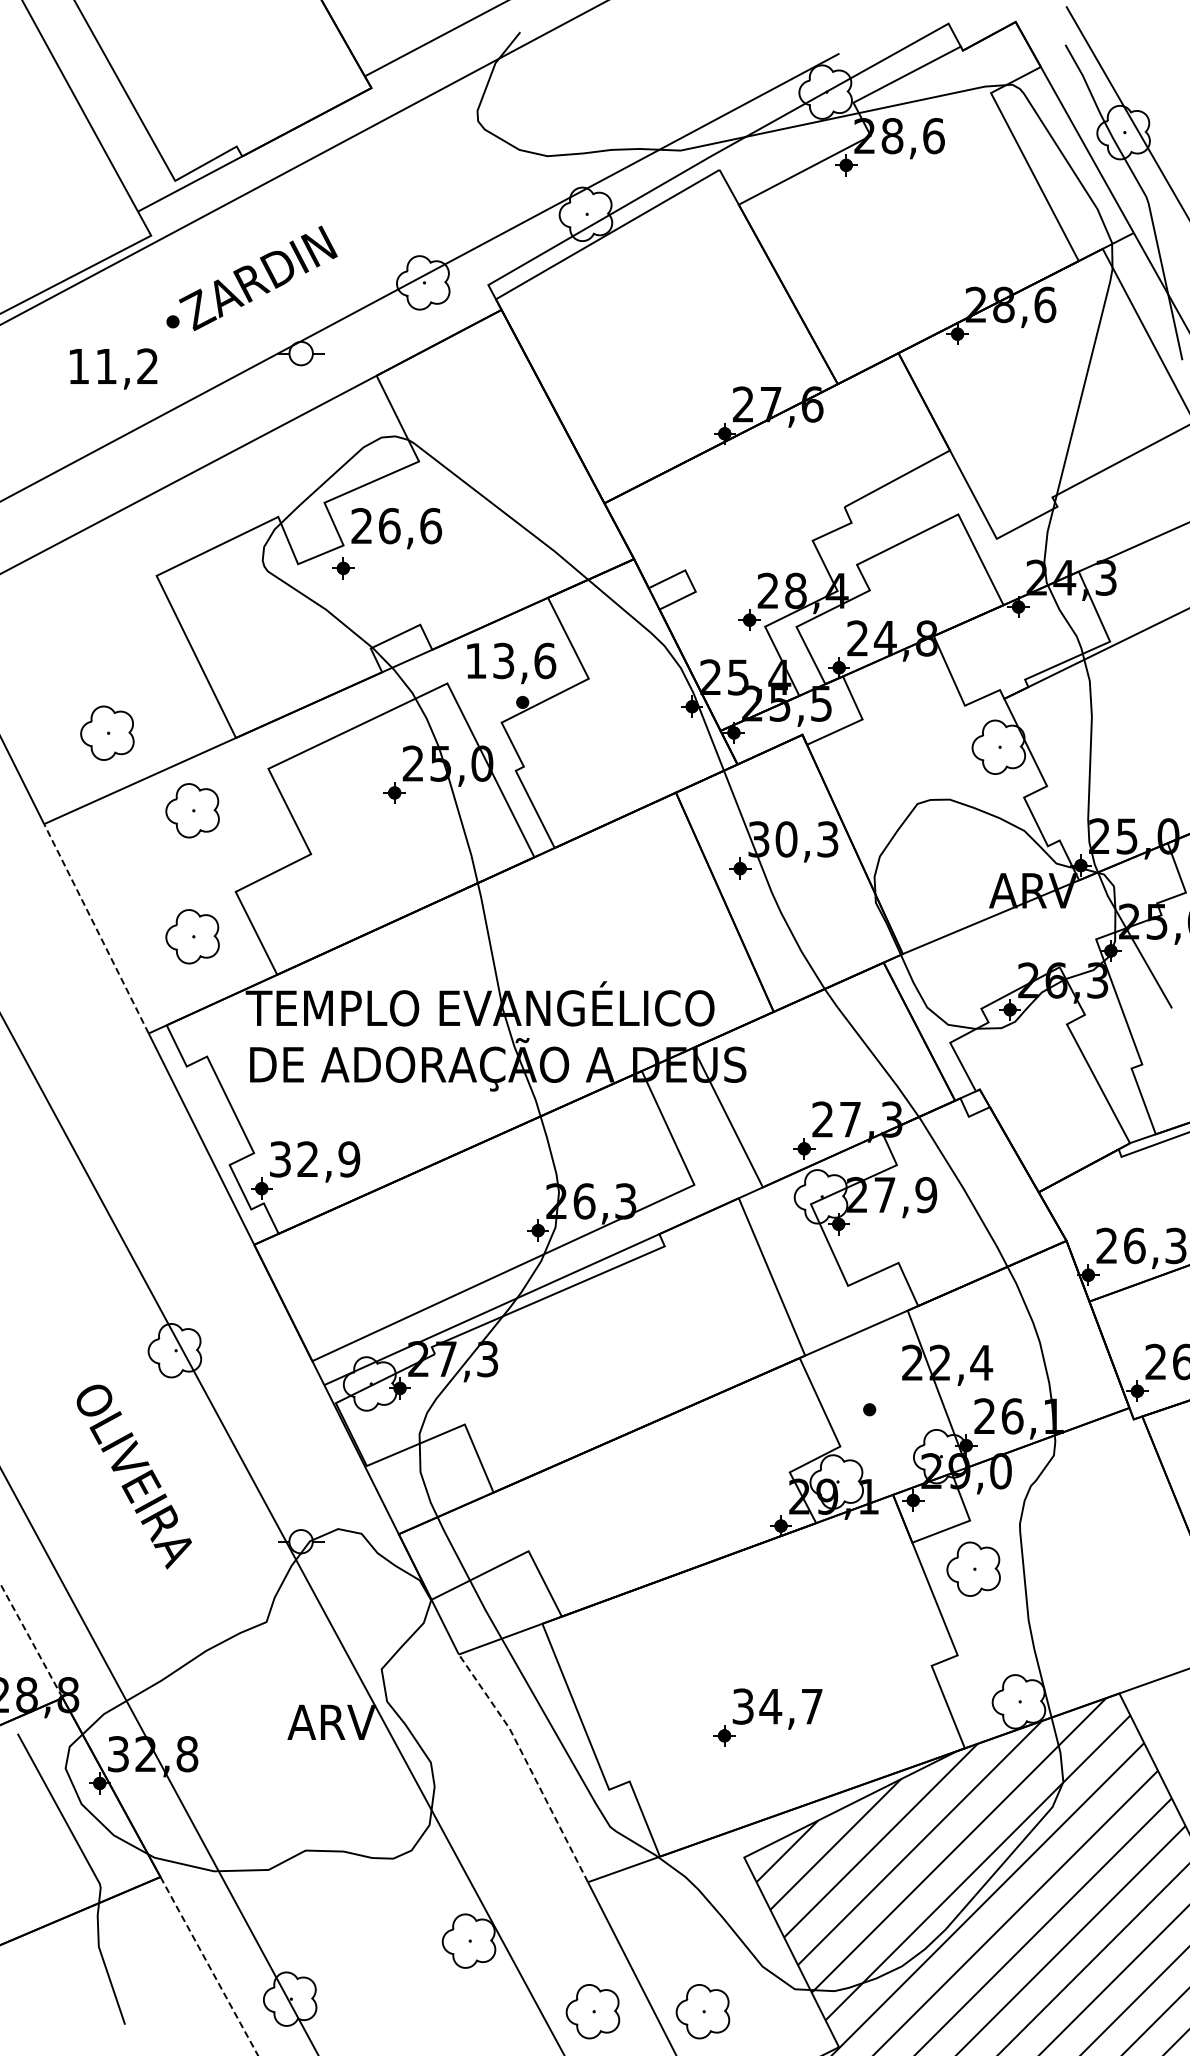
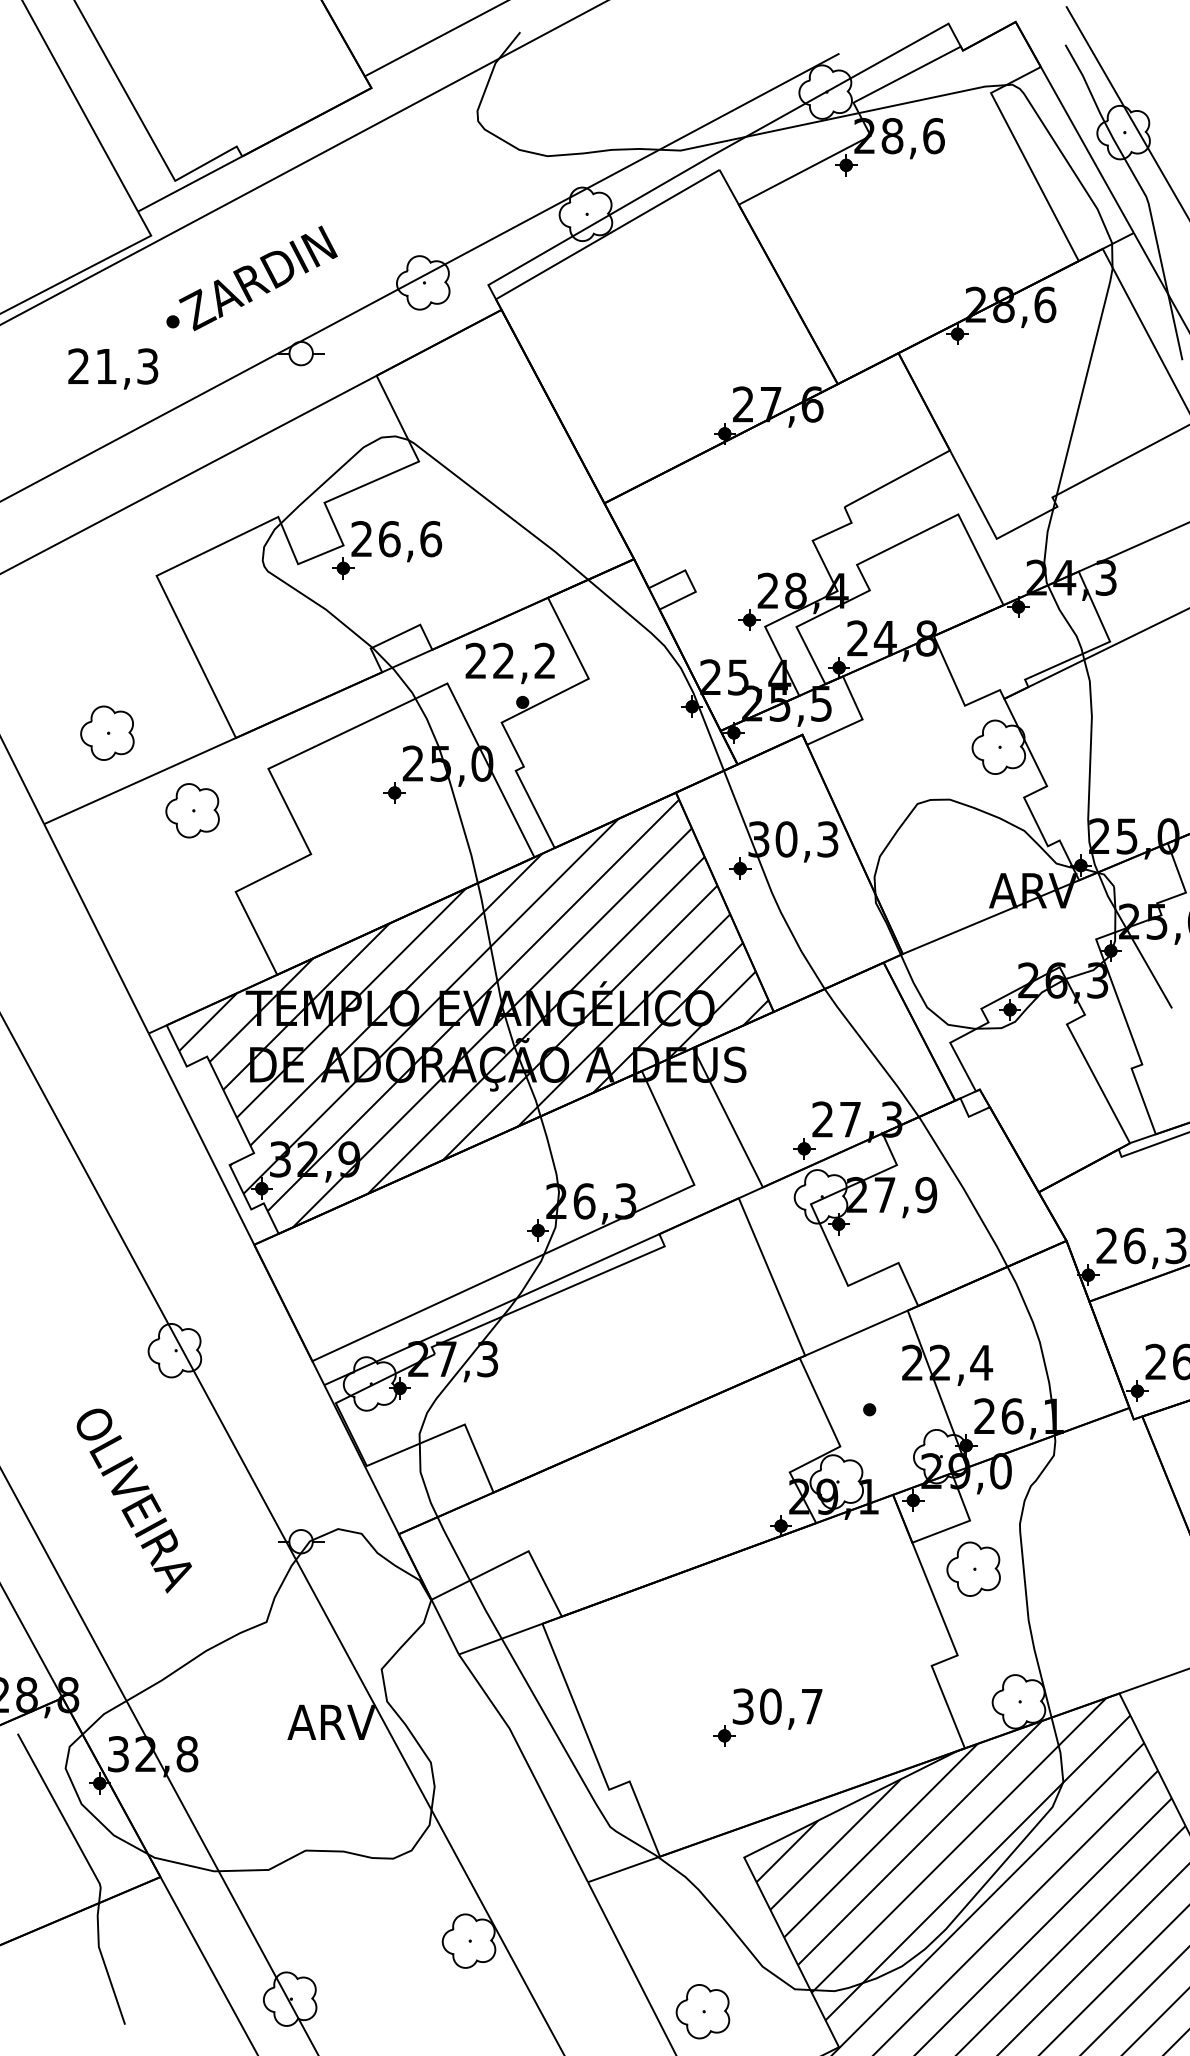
text: 11,2 -> 21,3 (113, 366)
text position: (396, 528) -> (396, 541) (396, 541)
text: 13,6 -> 22,2 (510, 660)
line: dashed -> solid (96, 928)
part: present -> none (192, 936)
hatch: none -> present (473, 1013)
text position: (133, 1476) -> (133, 1500) (133, 1500)
line: dashed -> solid (31, 1641)
text: 34,7 -> 30,7 (770, 1706)
line: dashed -> solid (528, 1764)
line: dashed -> solid (209, 1966)
part: present -> none (592, 2011)
